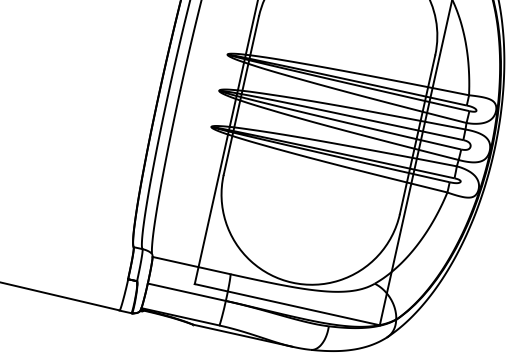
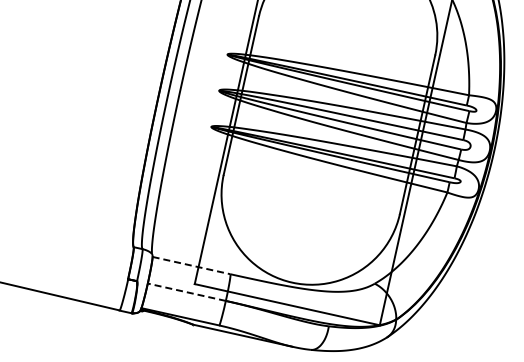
line: solid -> dashed (191, 265)
line: solid -> dashed (186, 292)
